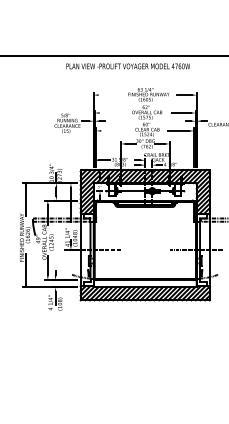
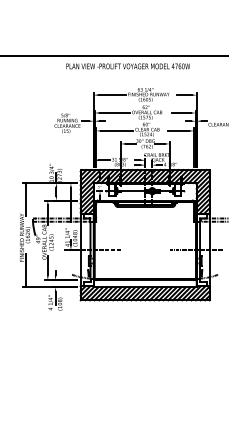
line: none -> present (112, 95)
line: none -> present (114, 113)
line: none -> present (117, 130)
